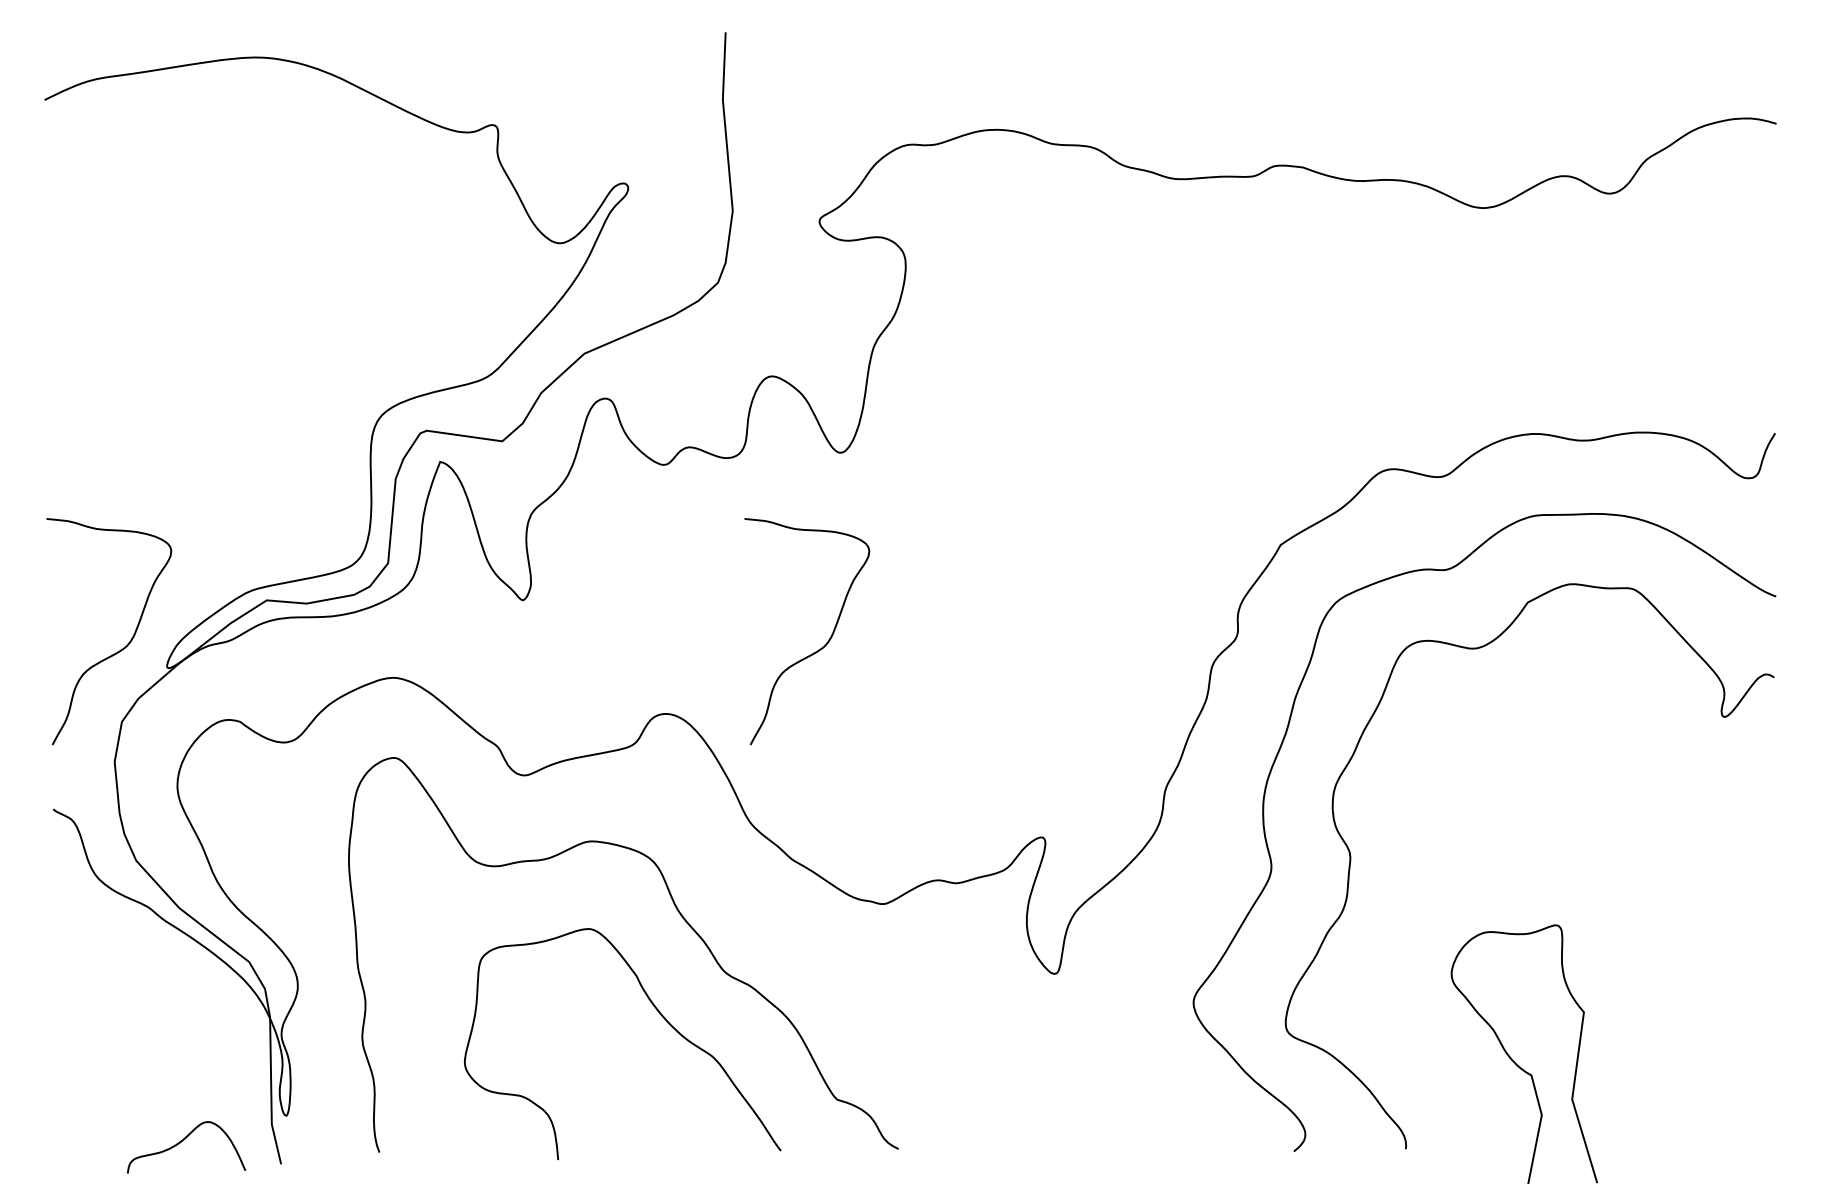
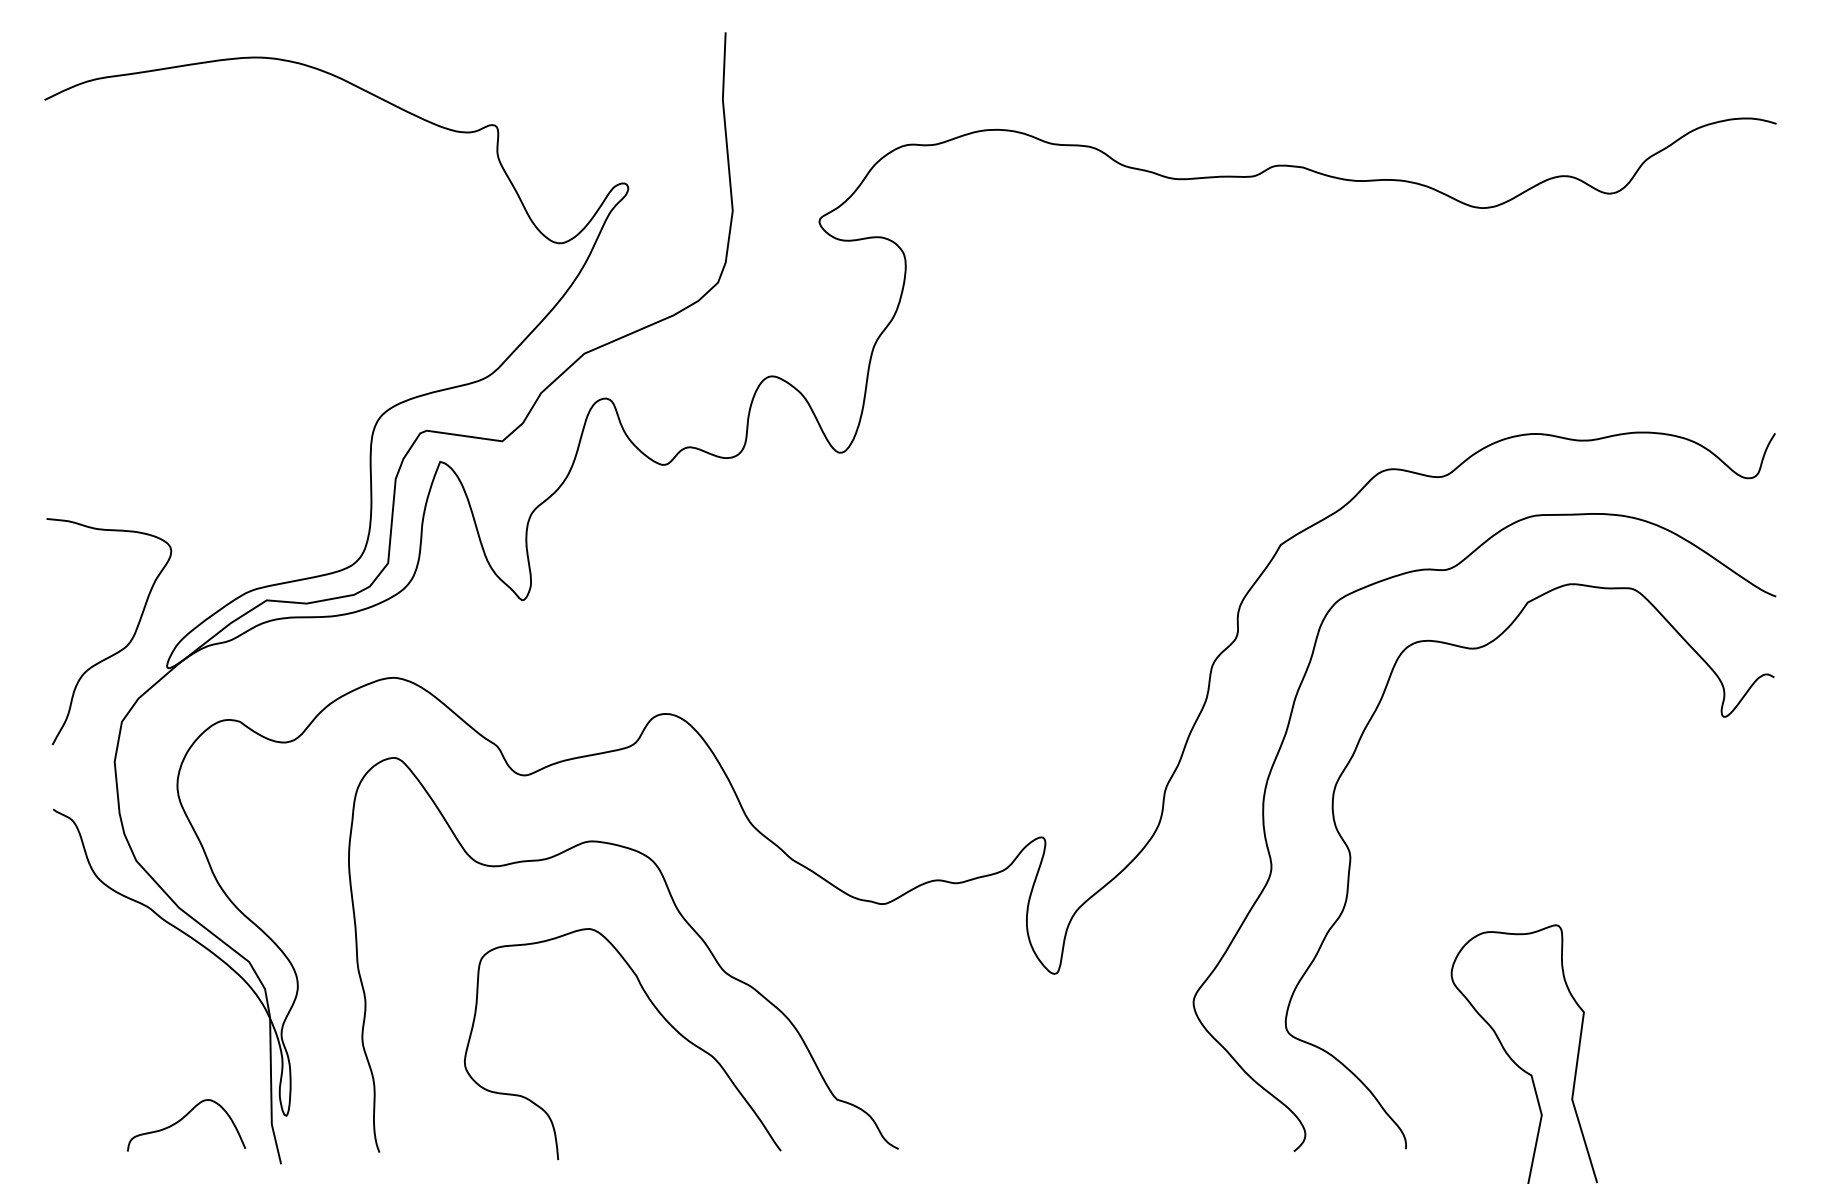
curve: present -> none (818, 649)
curve position: (181, 1142) -> (181, 1120) (181, 1120)
